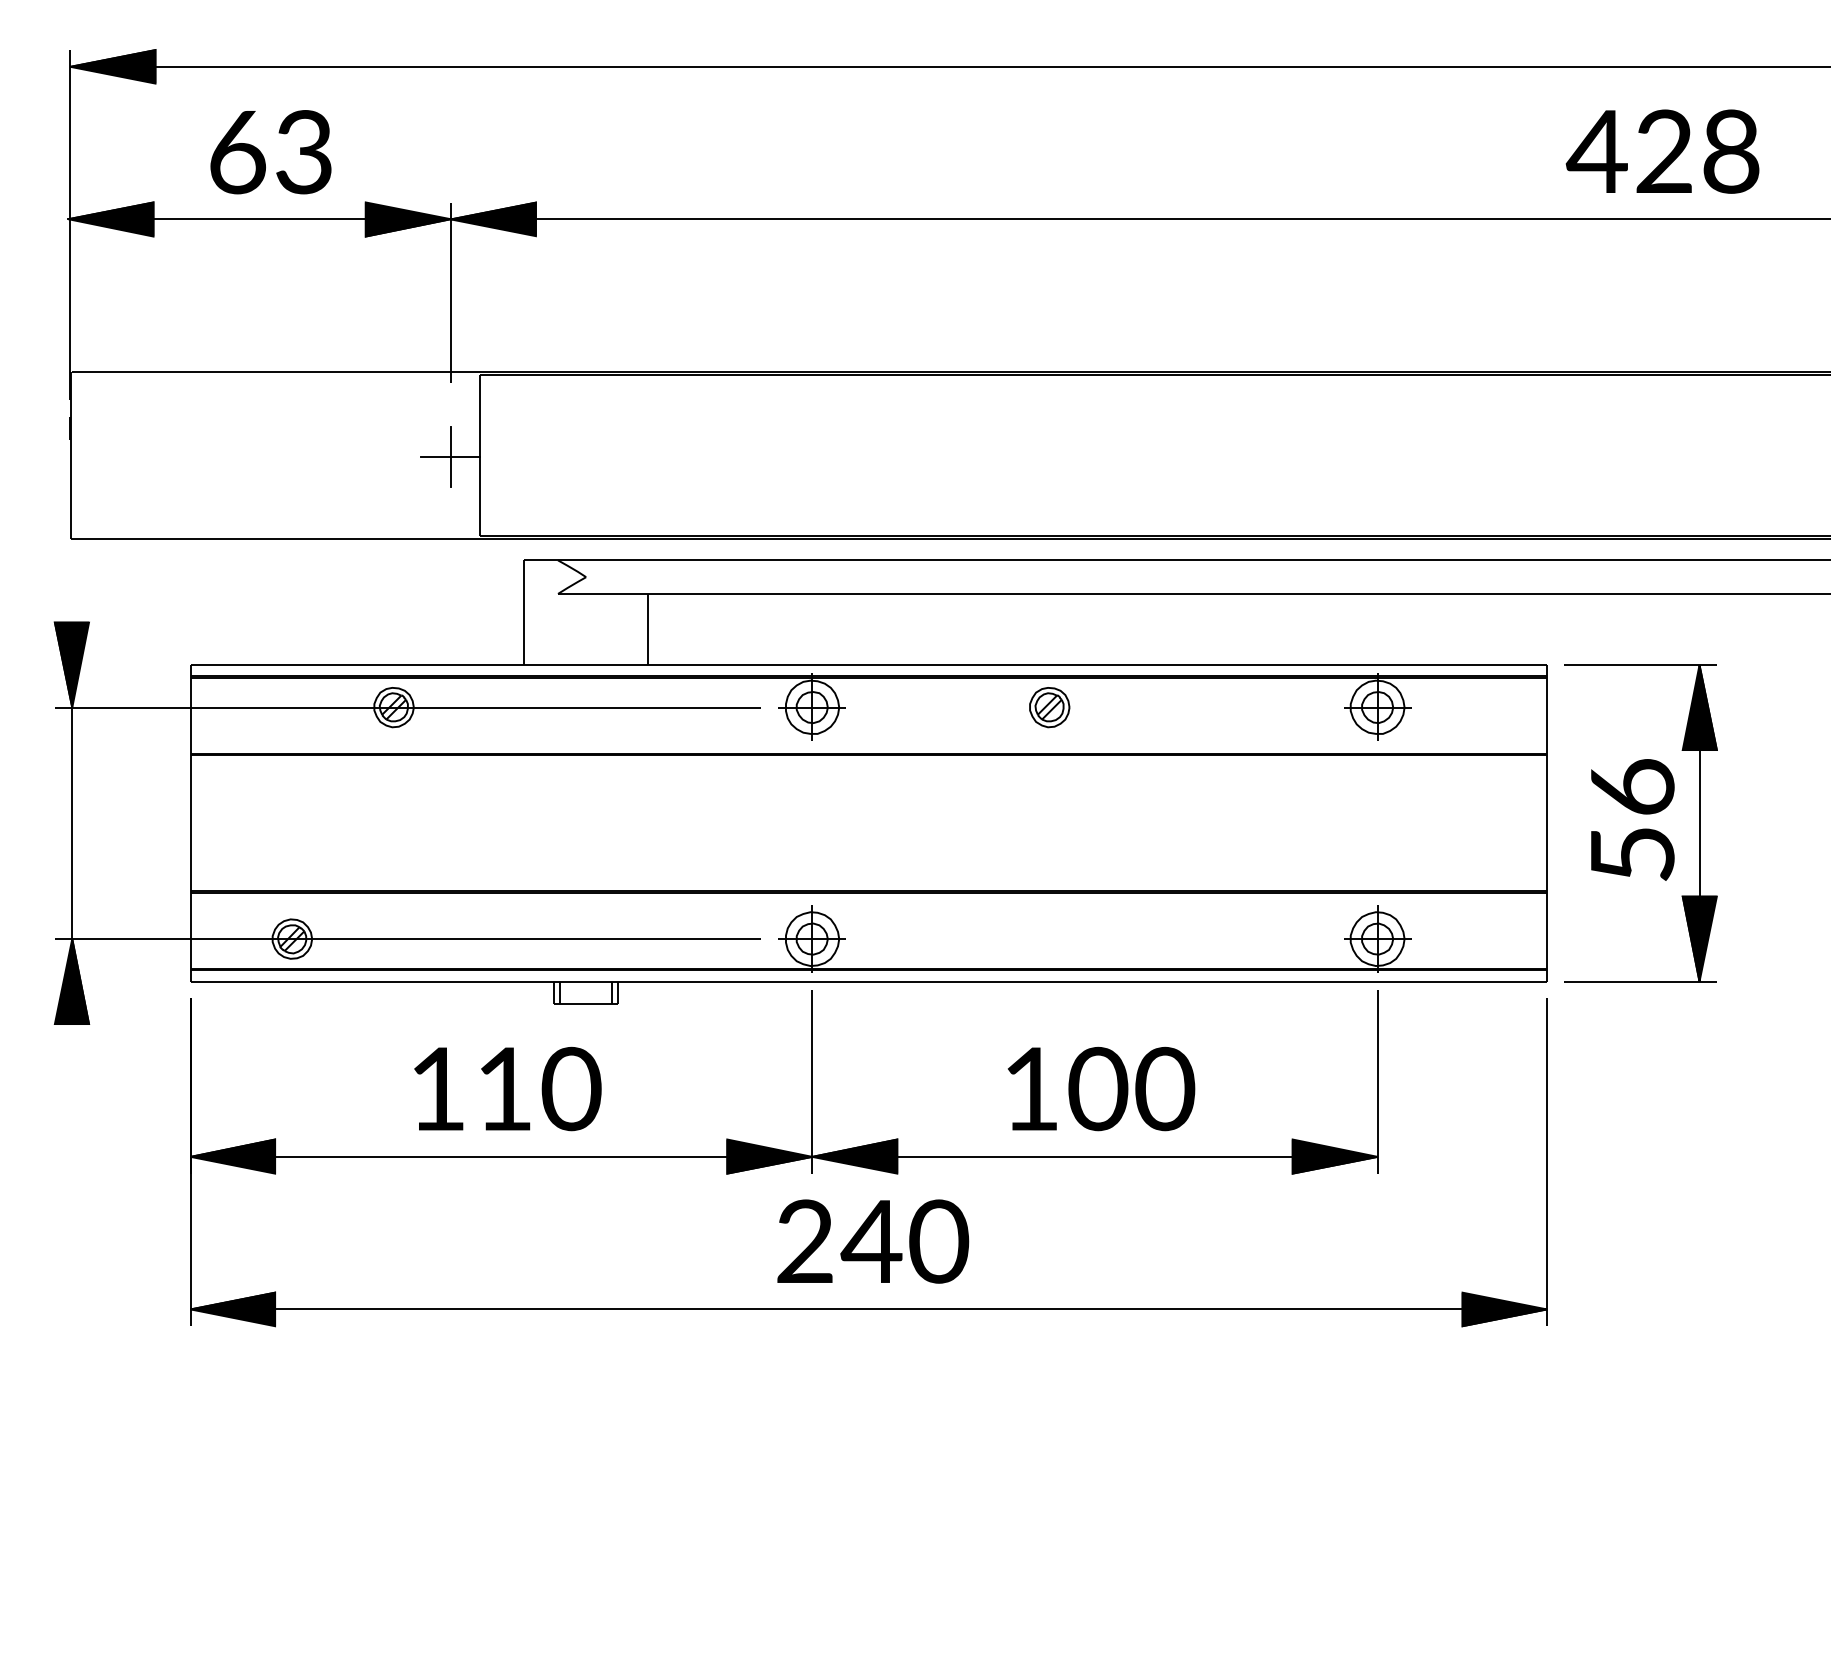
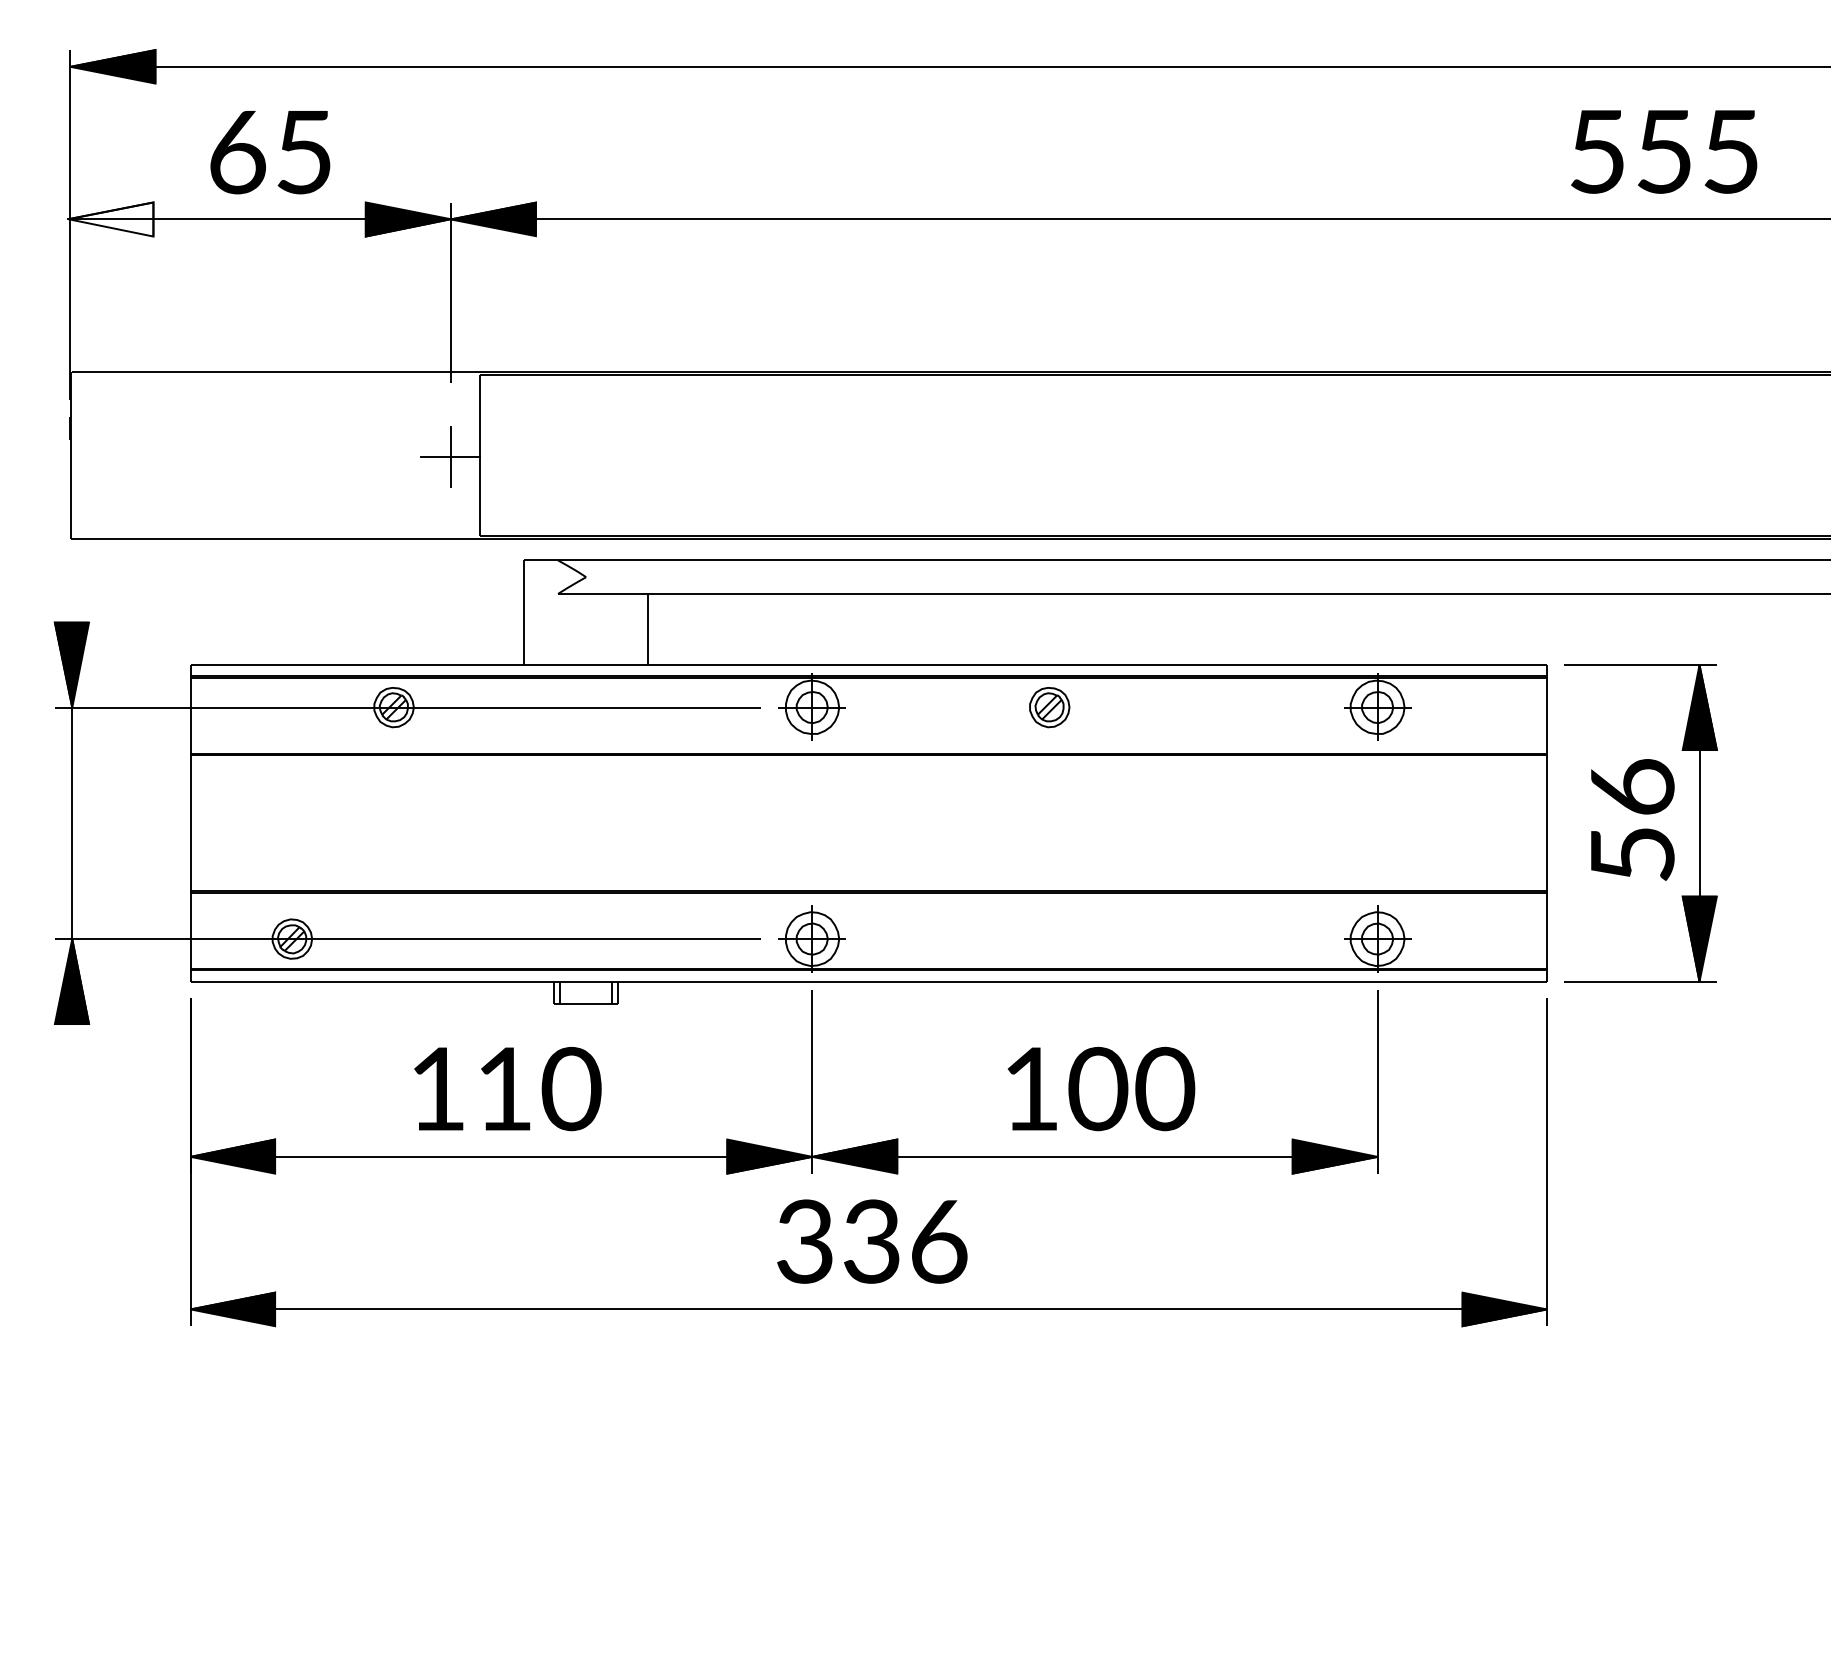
text: 428 -> 555 (1662, 151)
text: 63 -> 65 (303, 152)
fill: present -> none (110, 219)
text: 240 -> 336 (873, 1241)
